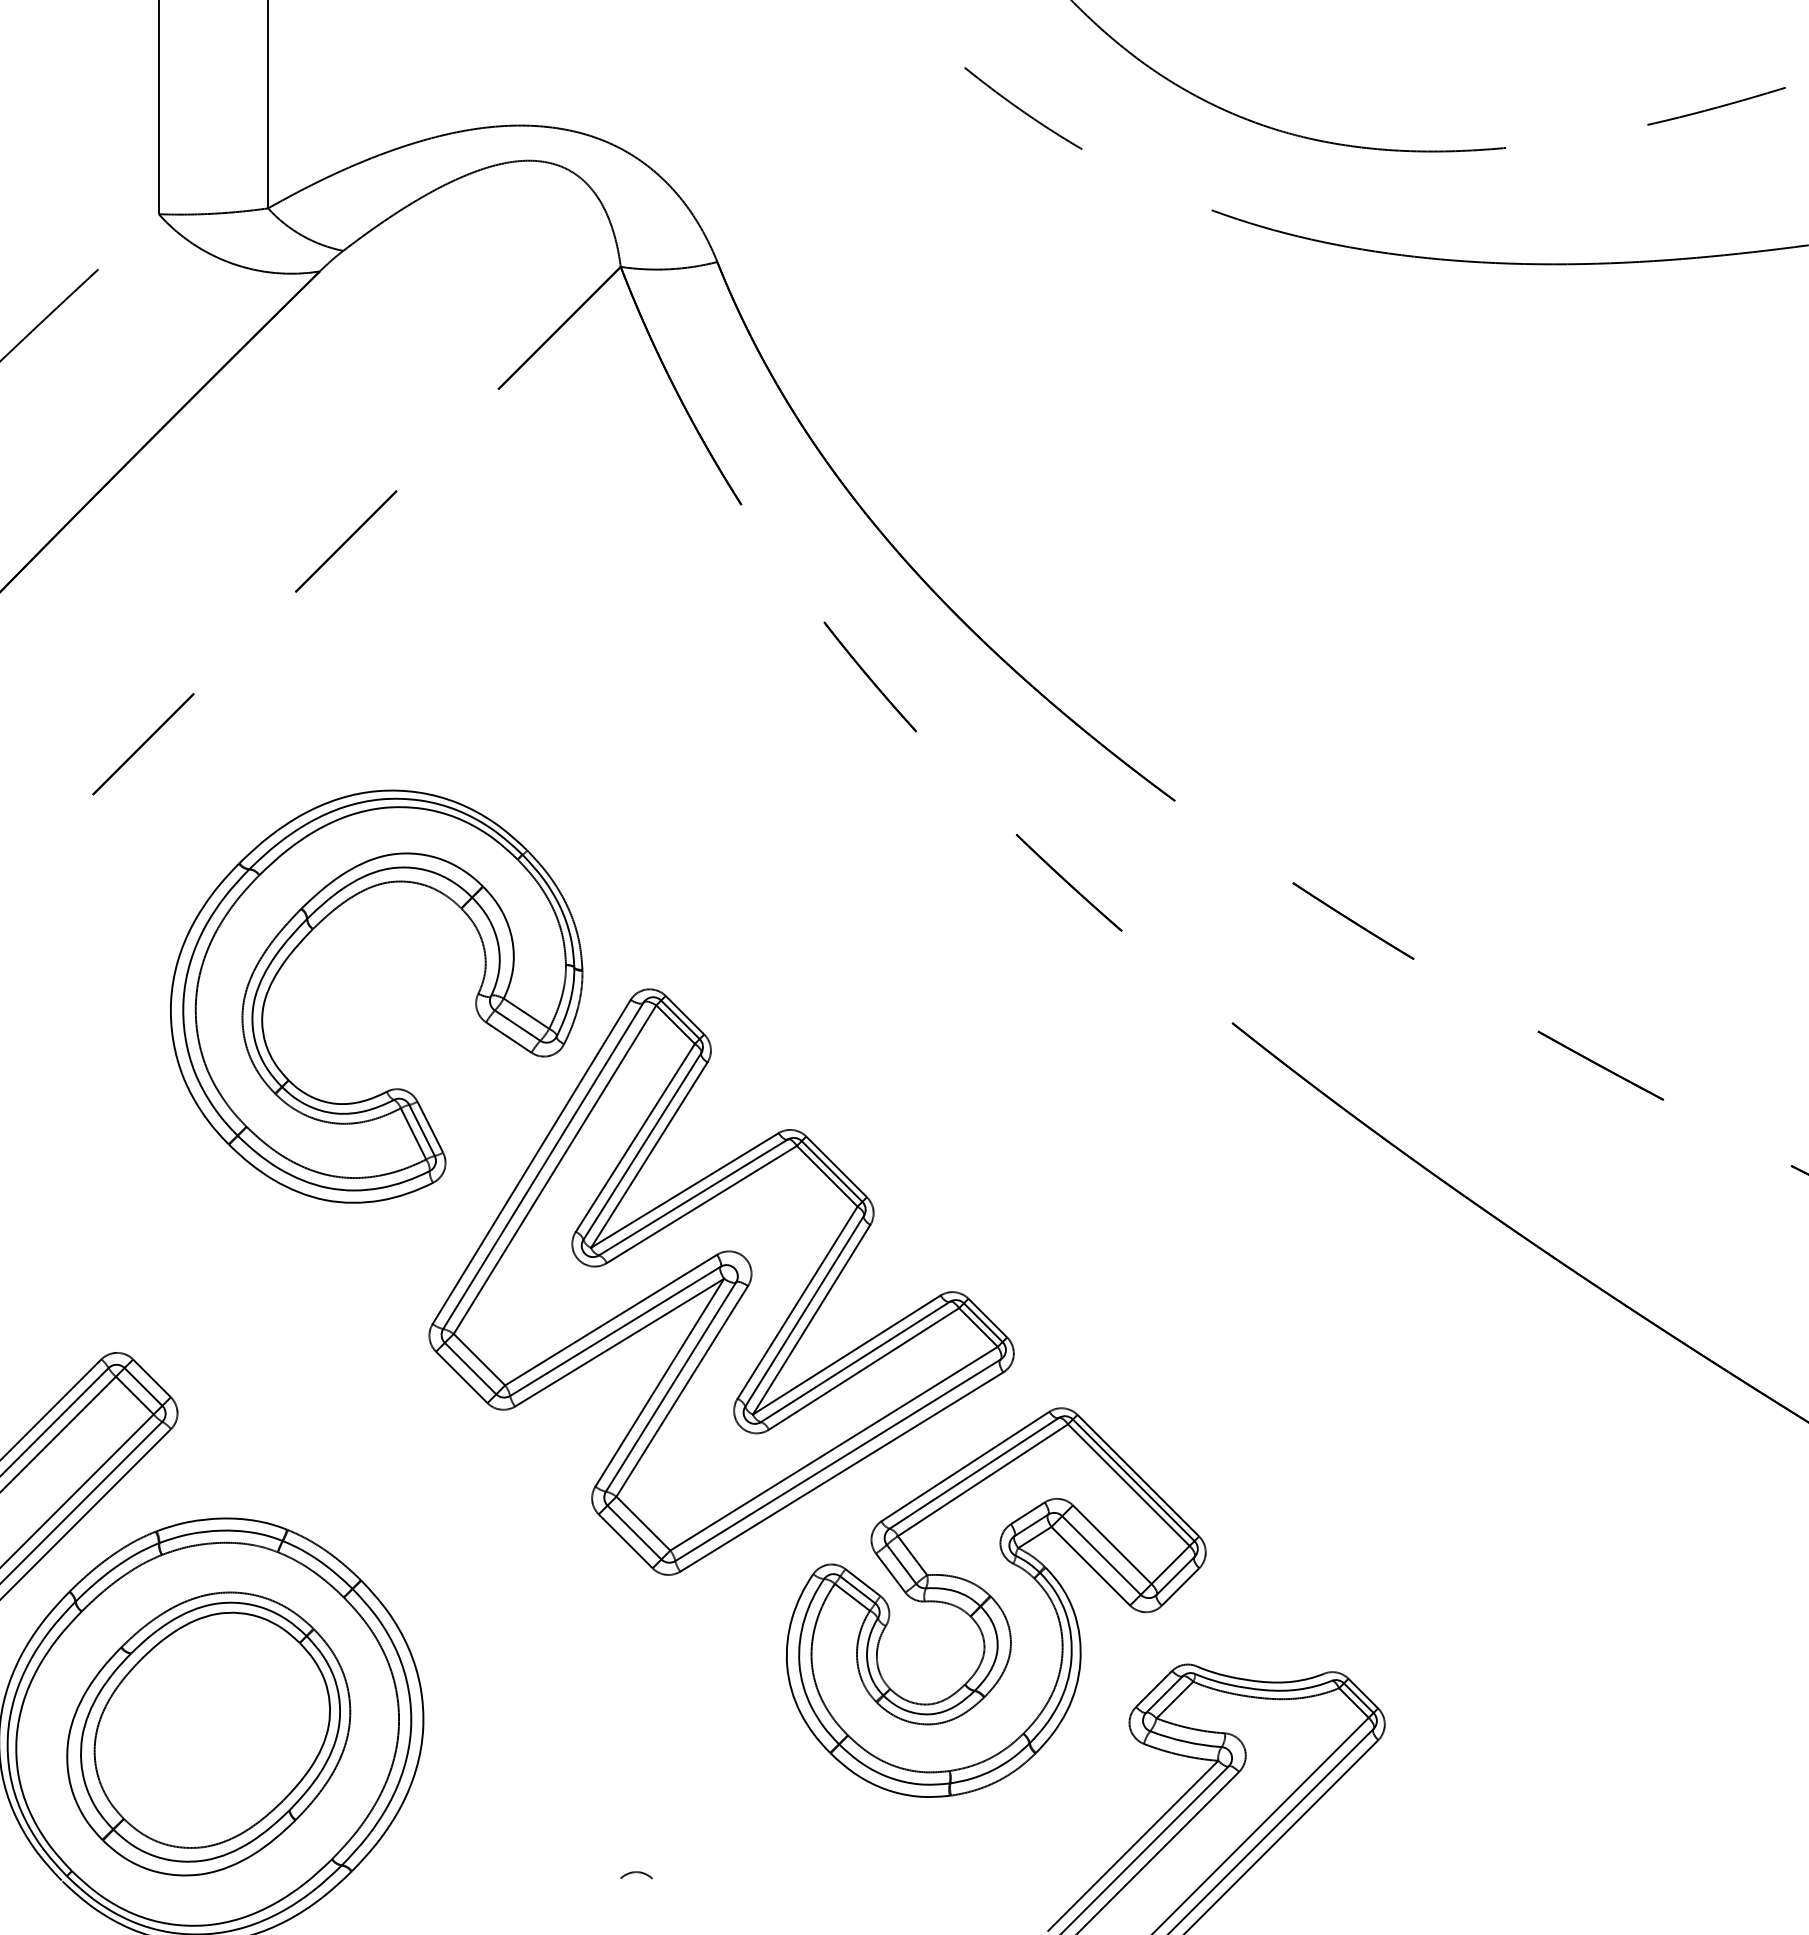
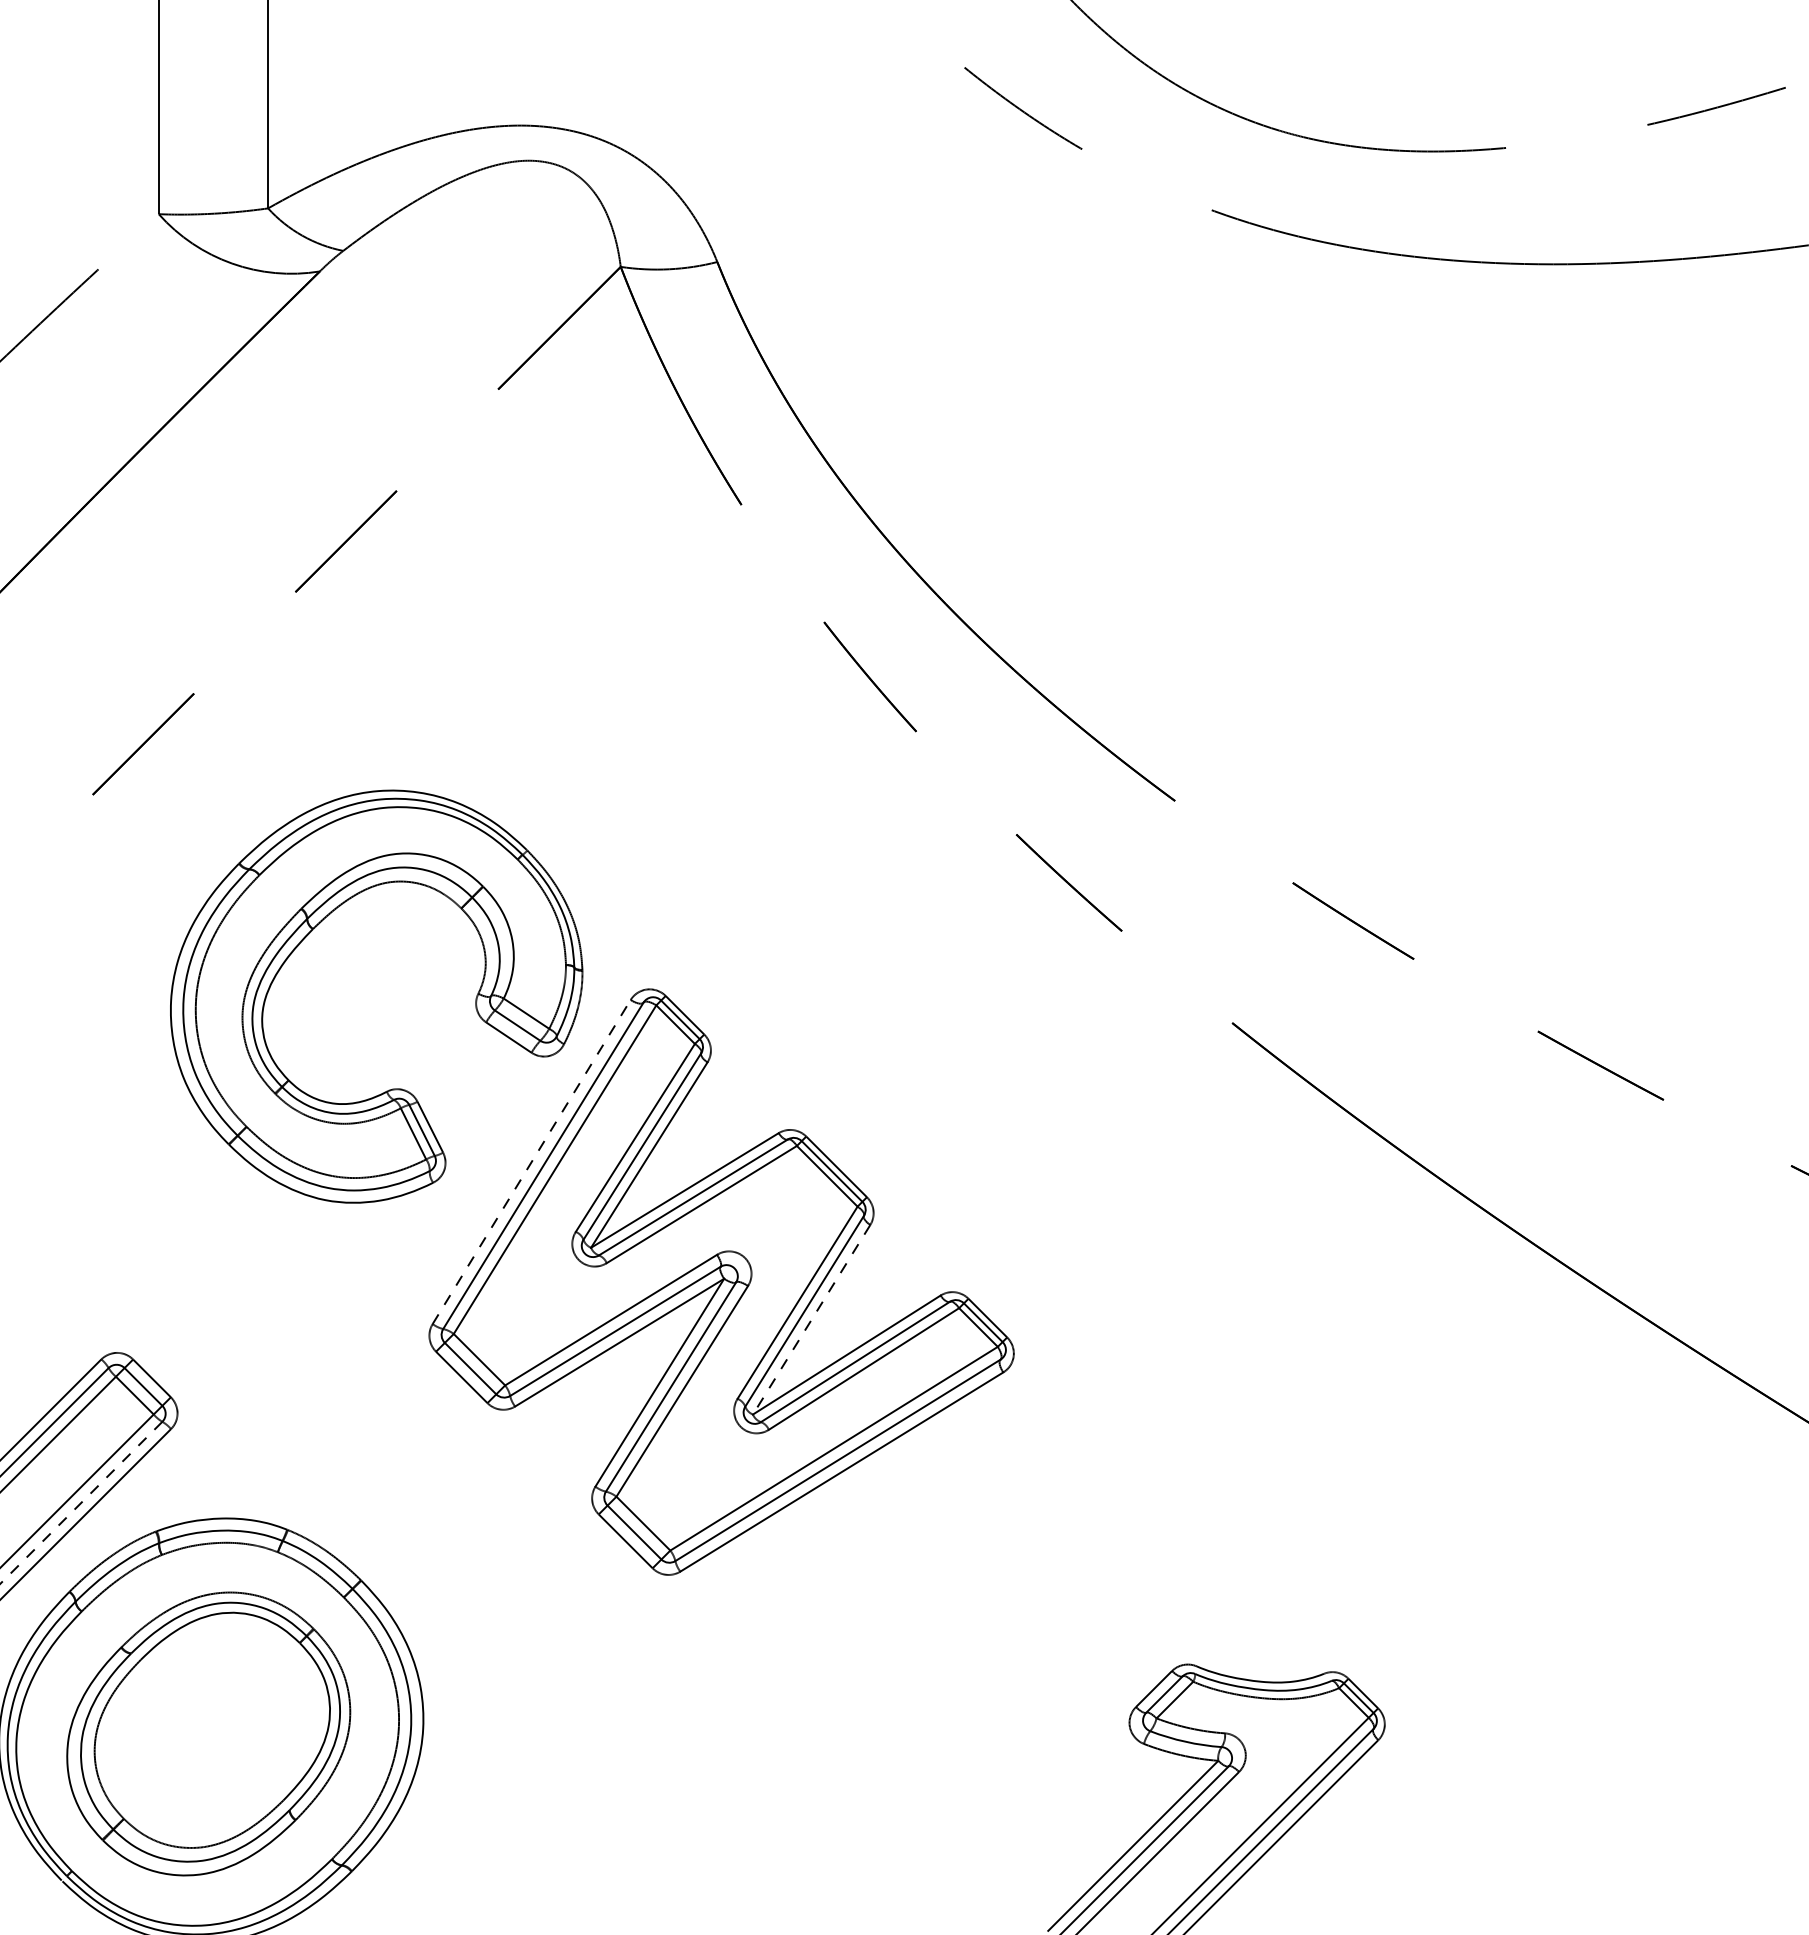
line: solid -> dashed (531, 1162)
line: solid -> dashed (811, 1320)
line: solid -> dashed (81, 1503)
part: present -> none (996, 1602)
curve: present -> none (636, 1873)
